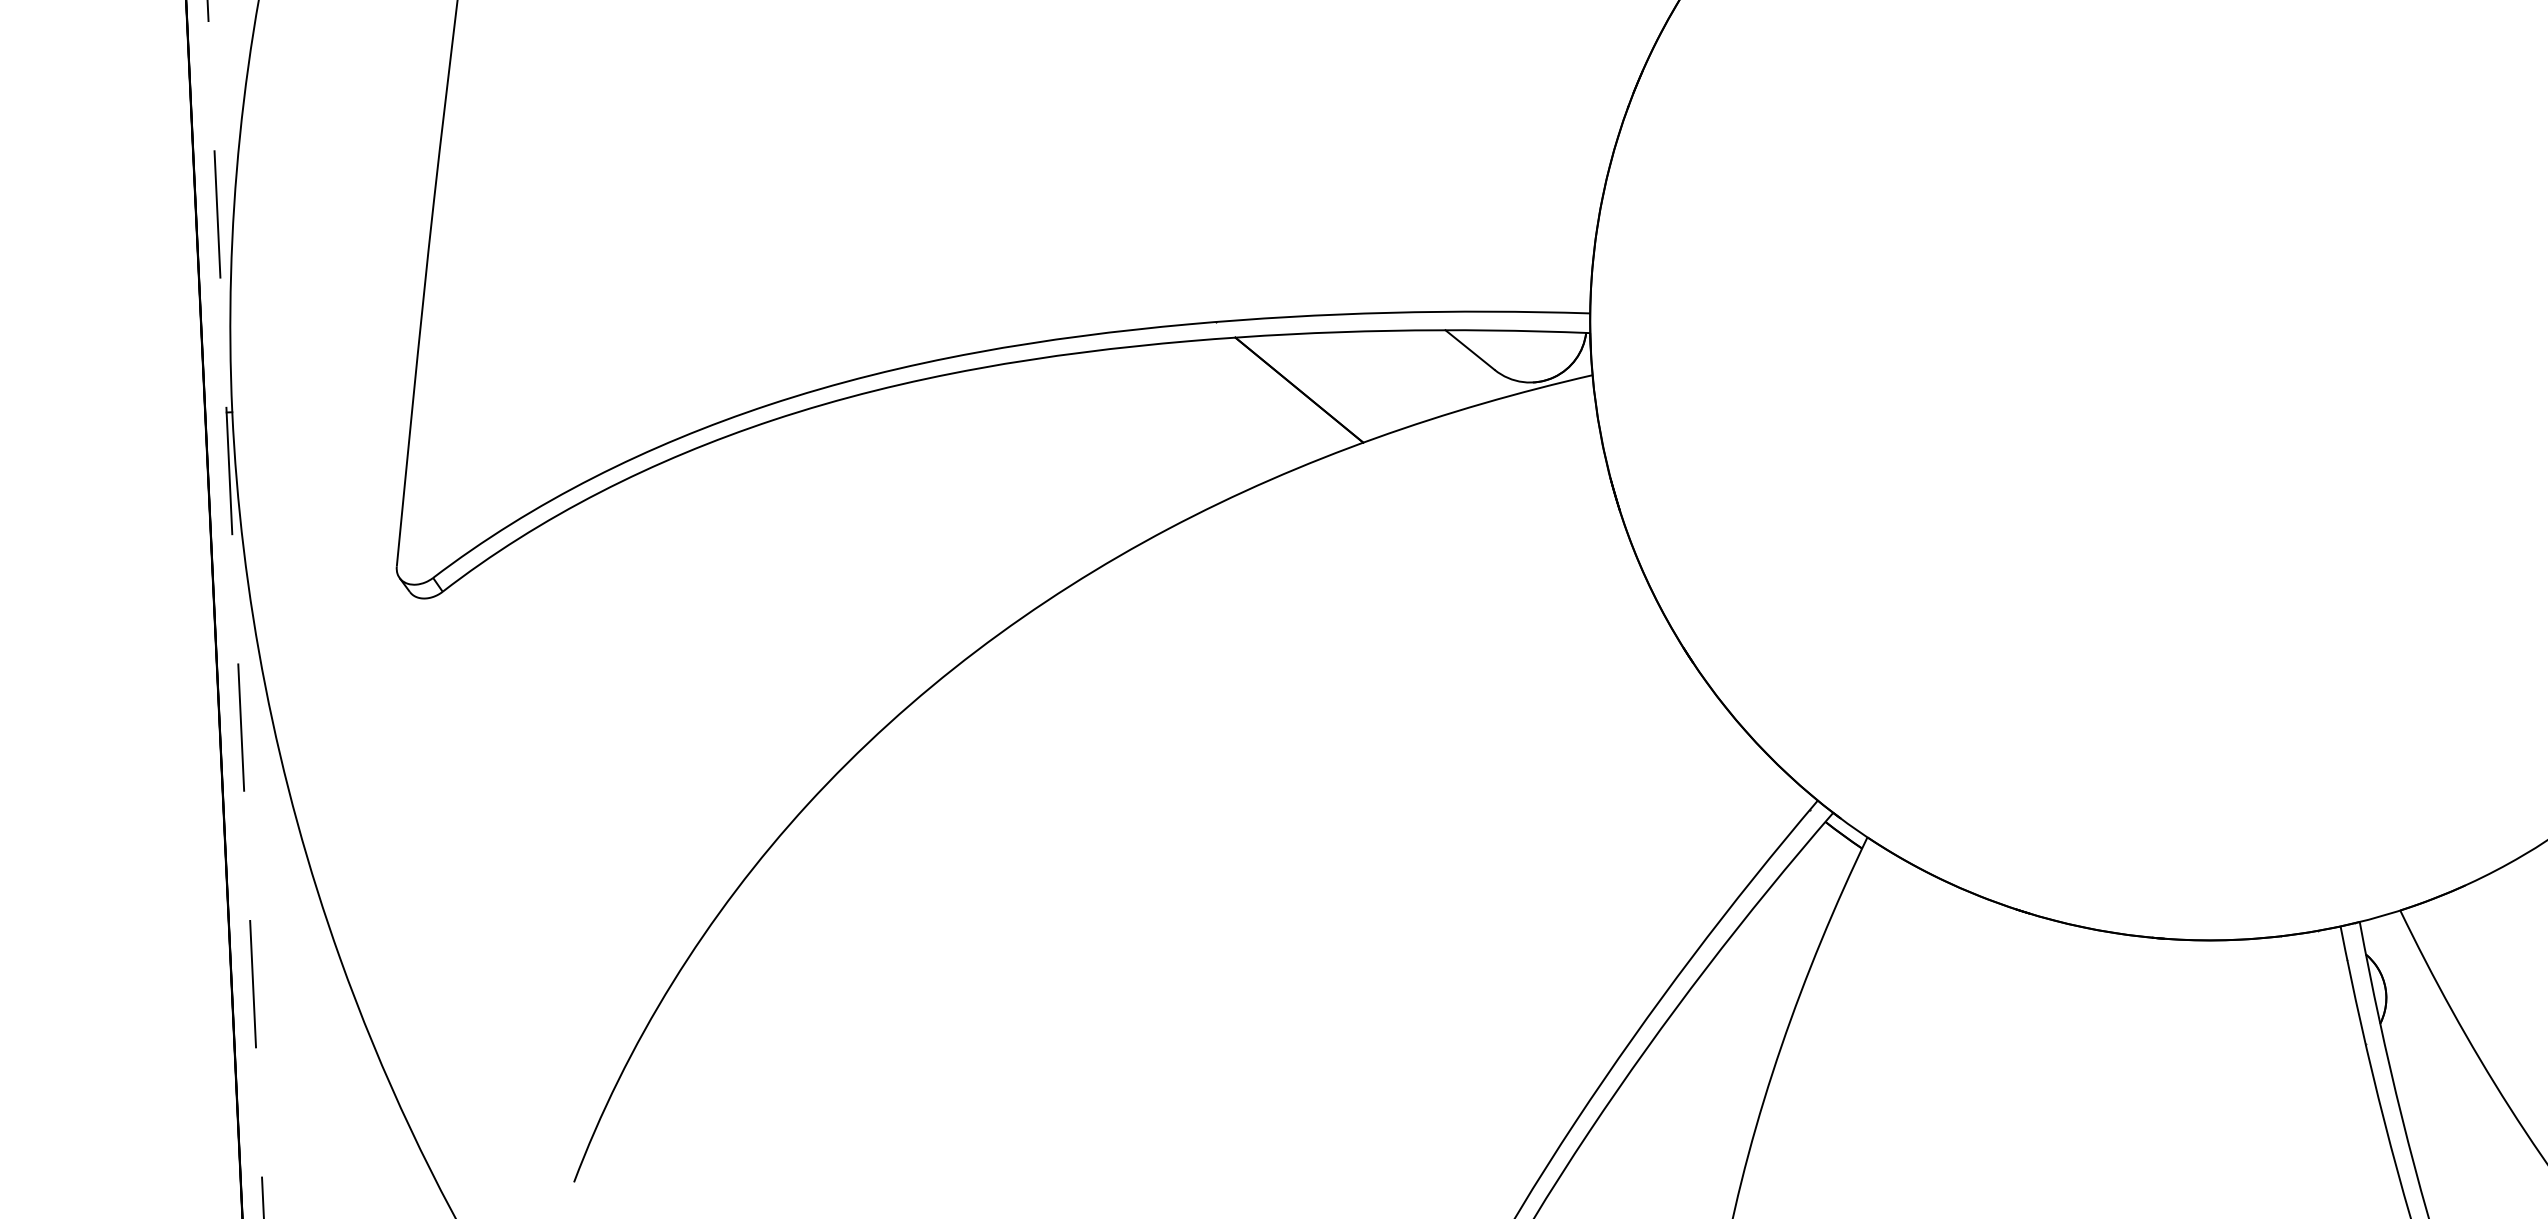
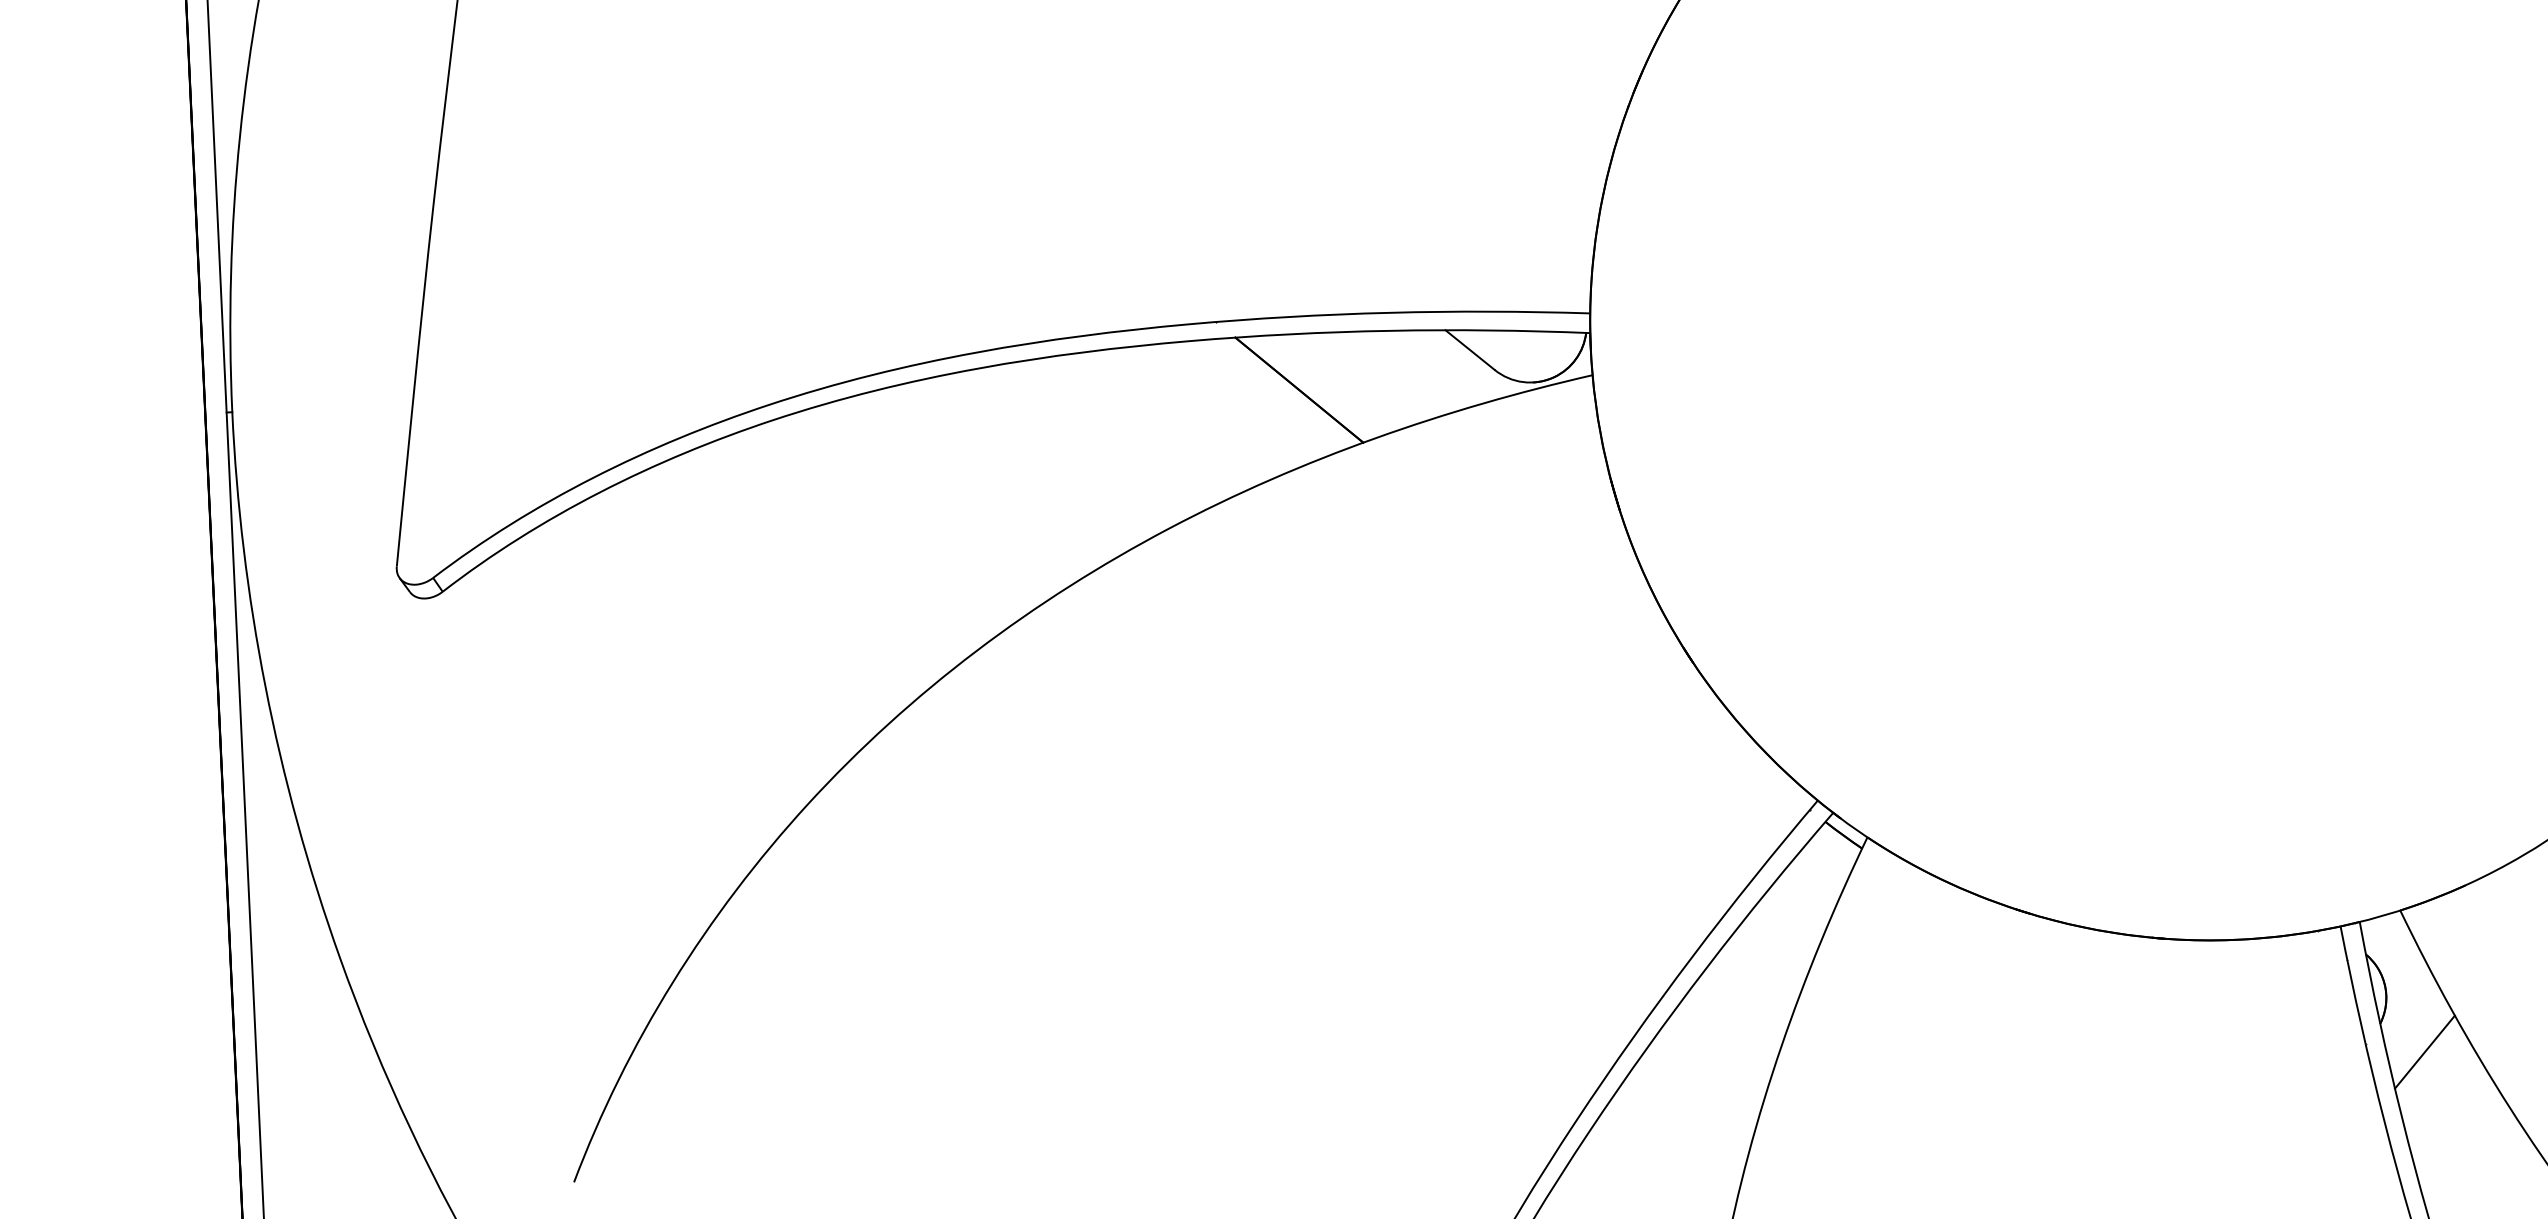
line: dashed -> solid (235, 609)
line: none -> present (2424, 1051)
